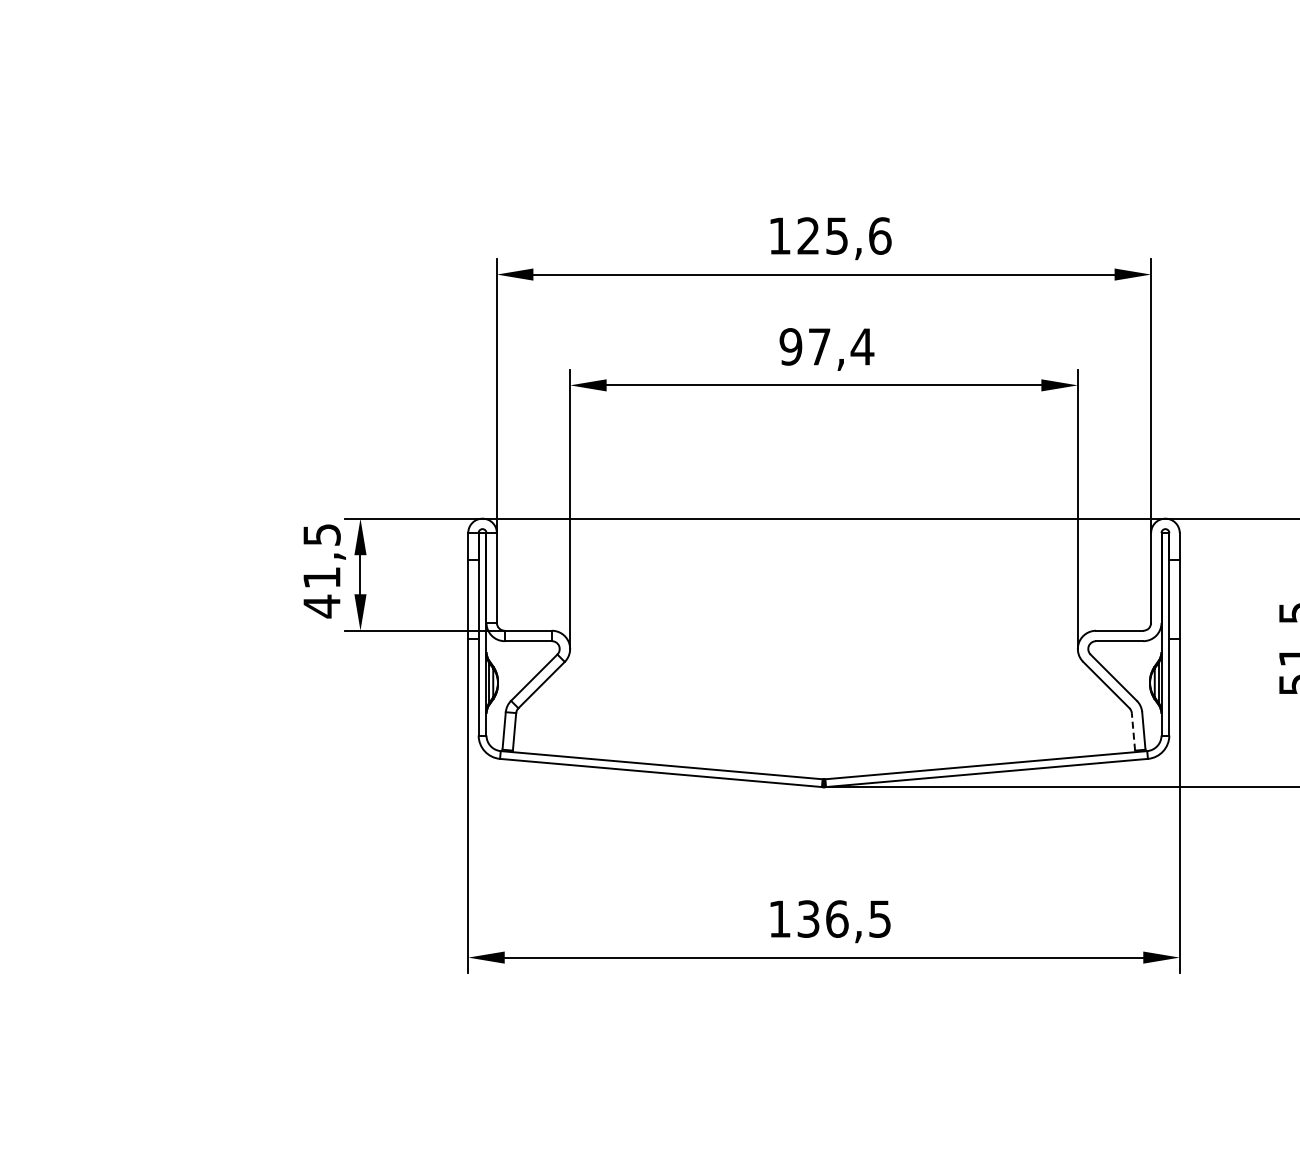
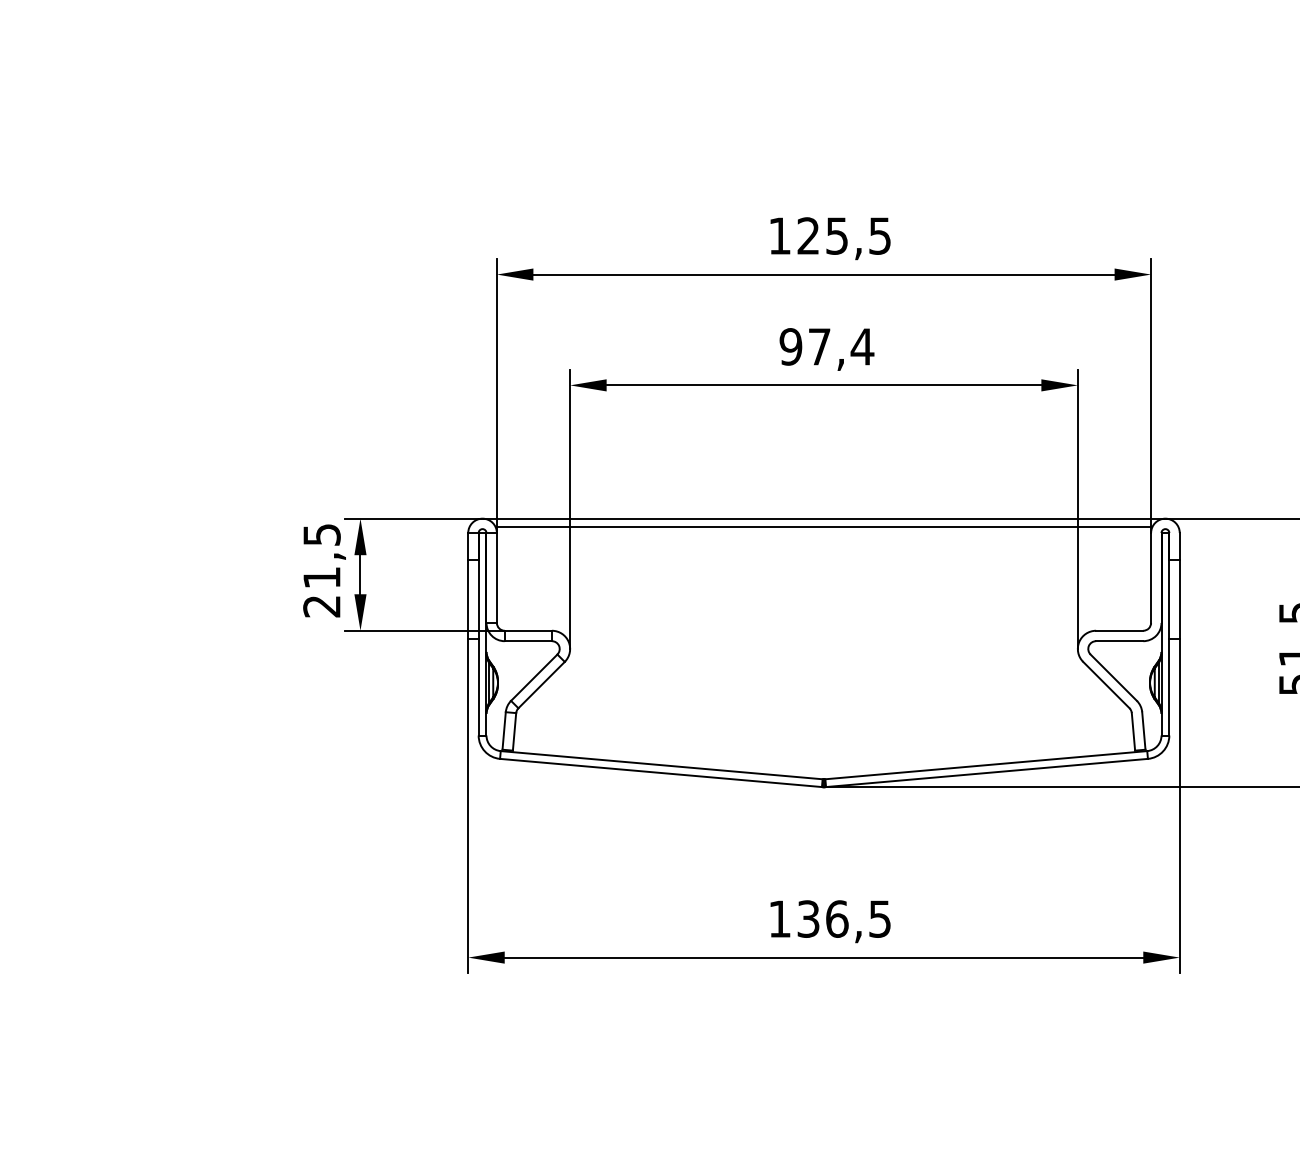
text: 125,6 -> 125,5 (880, 235)
line: none -> present (823, 526)
text: 41,5 -> 21,5 (321, 606)
line: dashed -> solid (1133, 731)
